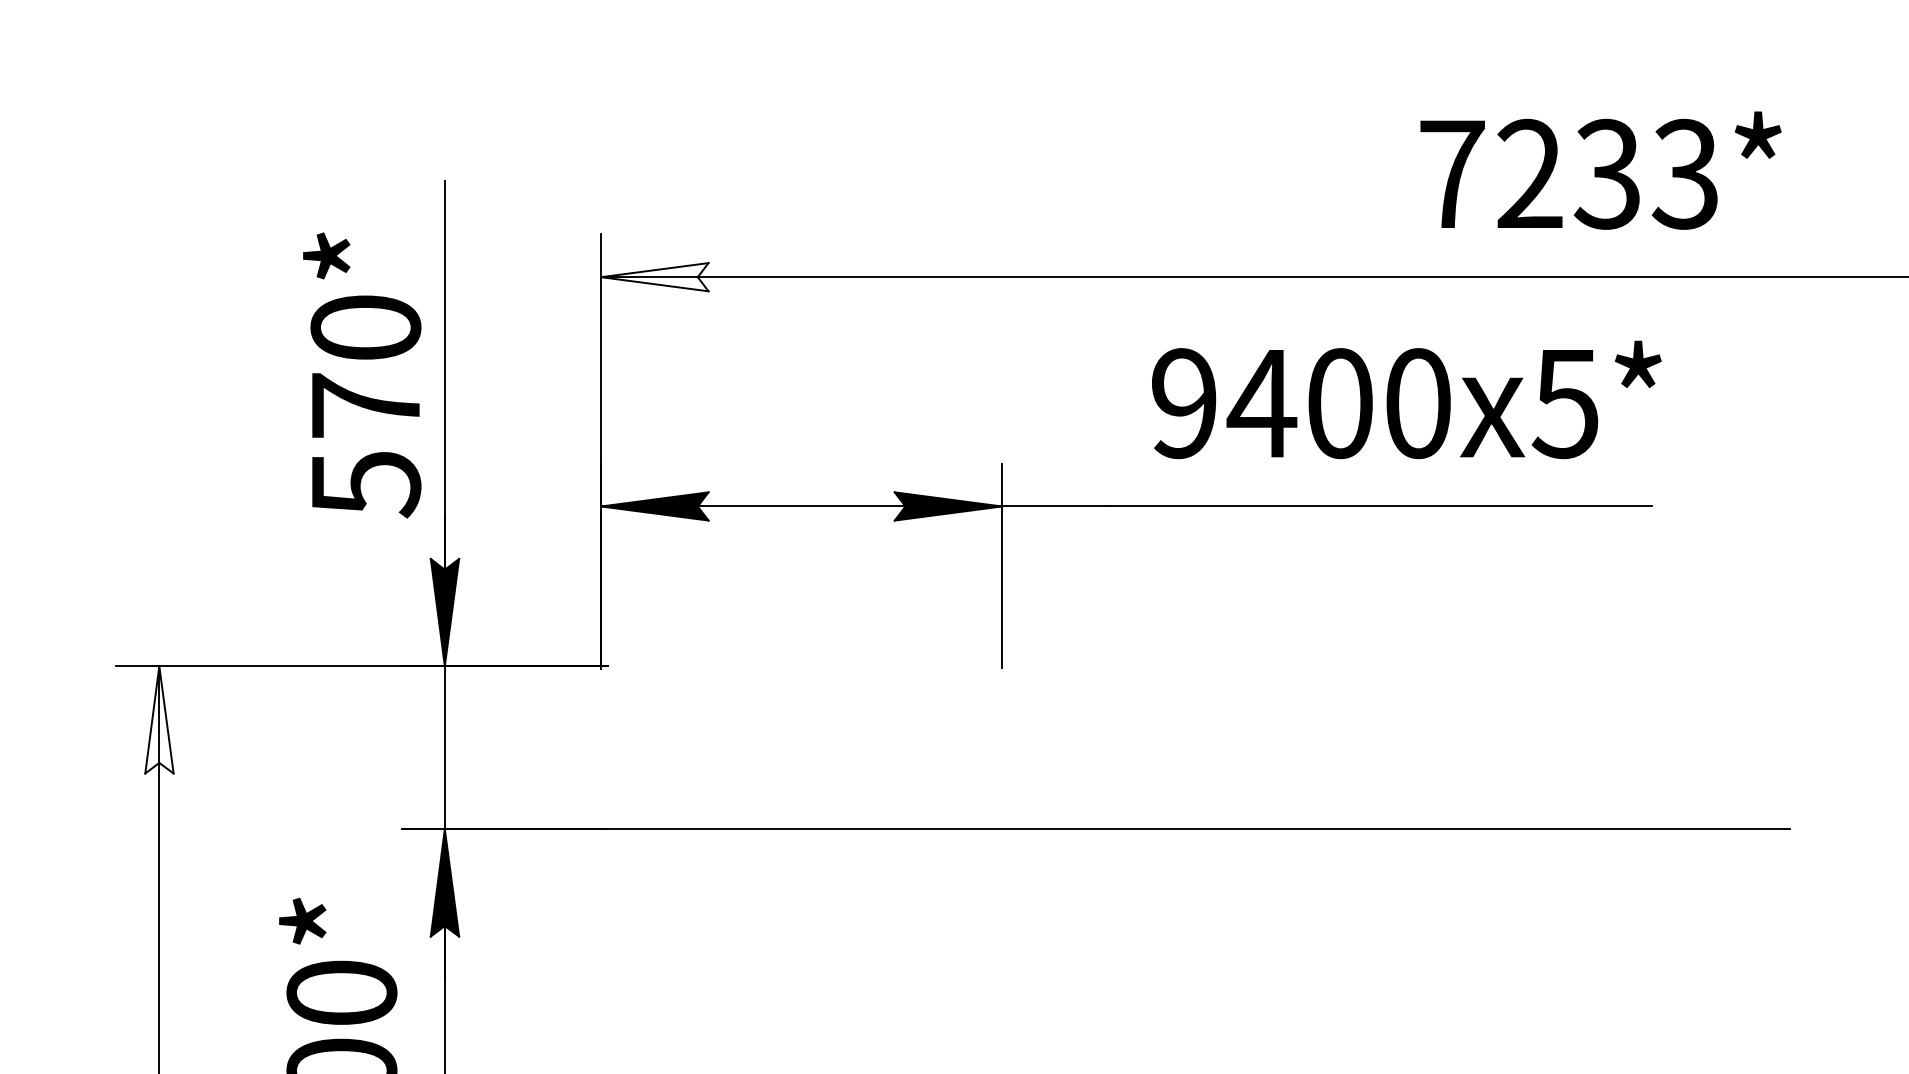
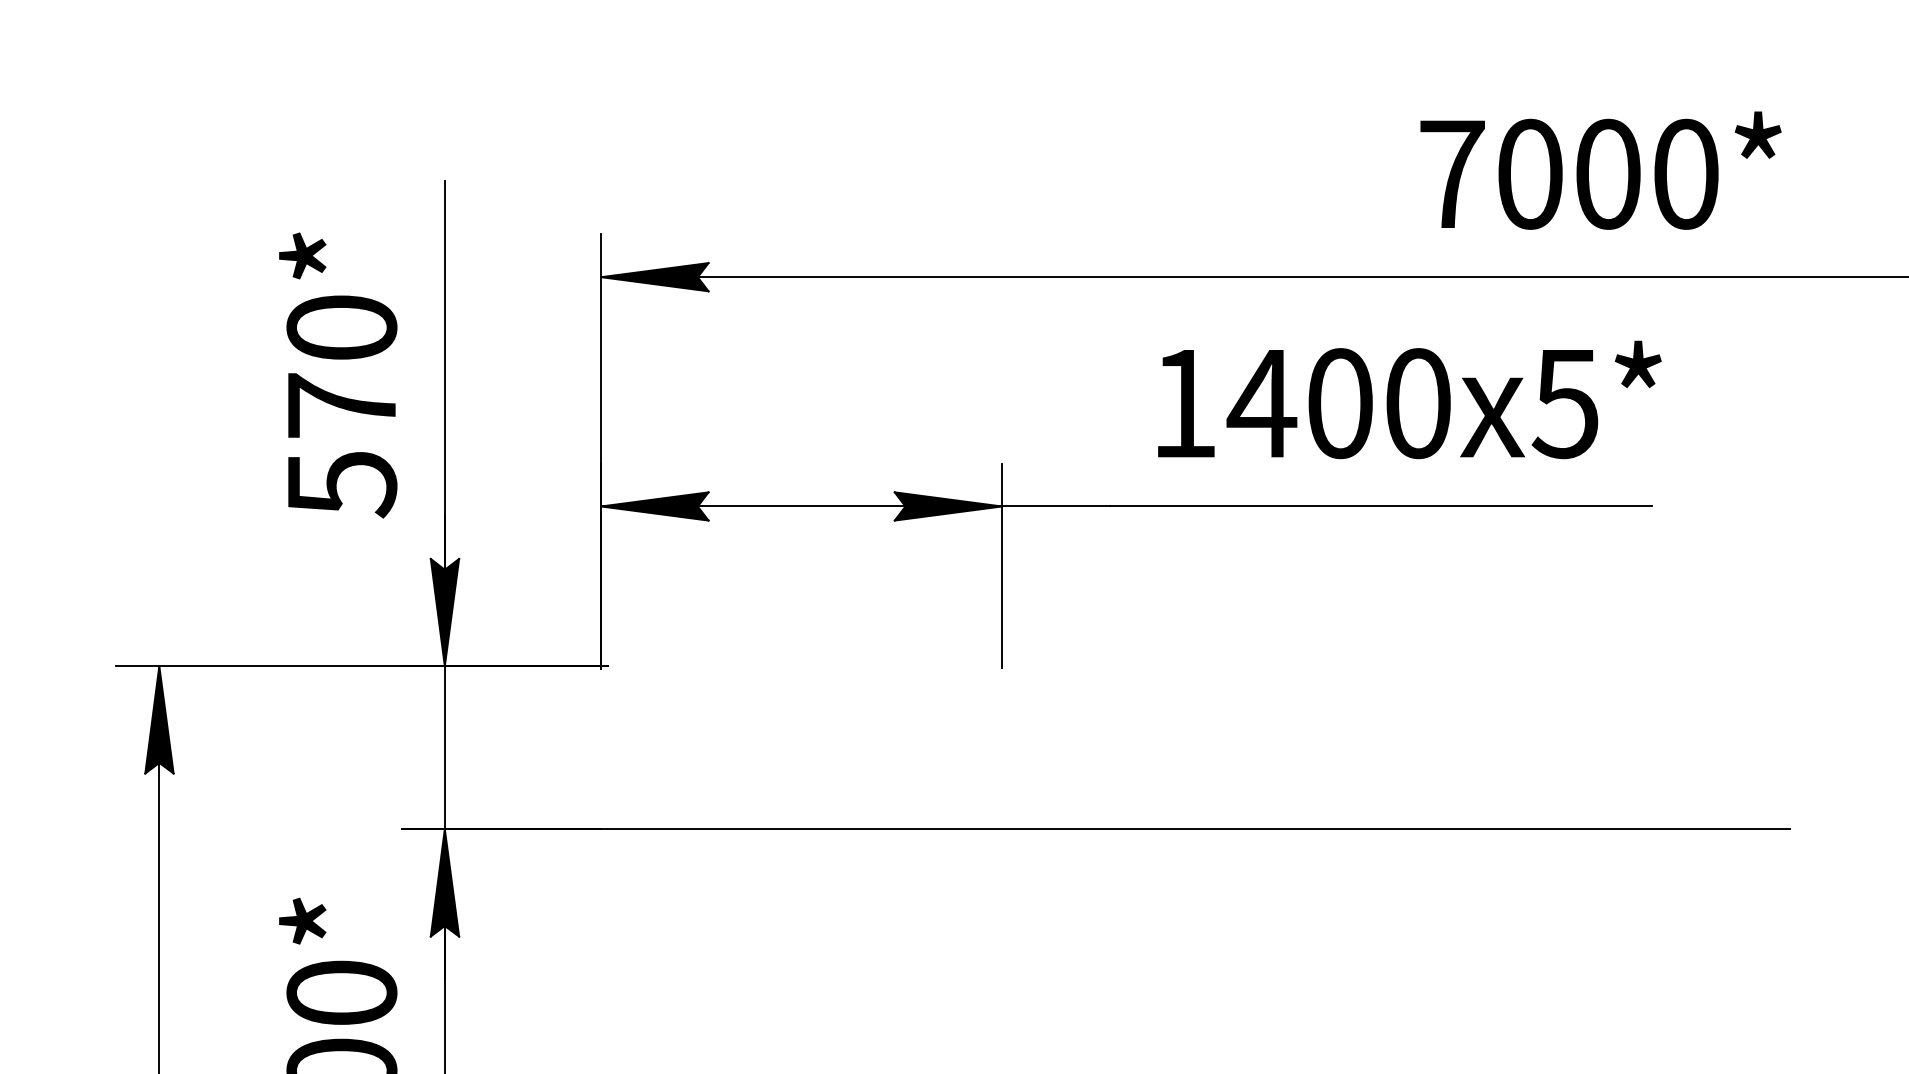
text: 7233* -> 7000* (1607, 173)
fill: none -> present (654, 277)
text position: (362, 375) -> (338, 375) (338, 375)
text: 9400x5* -> 1400x5* (1184, 403)
fill: none -> present (159, 719)
